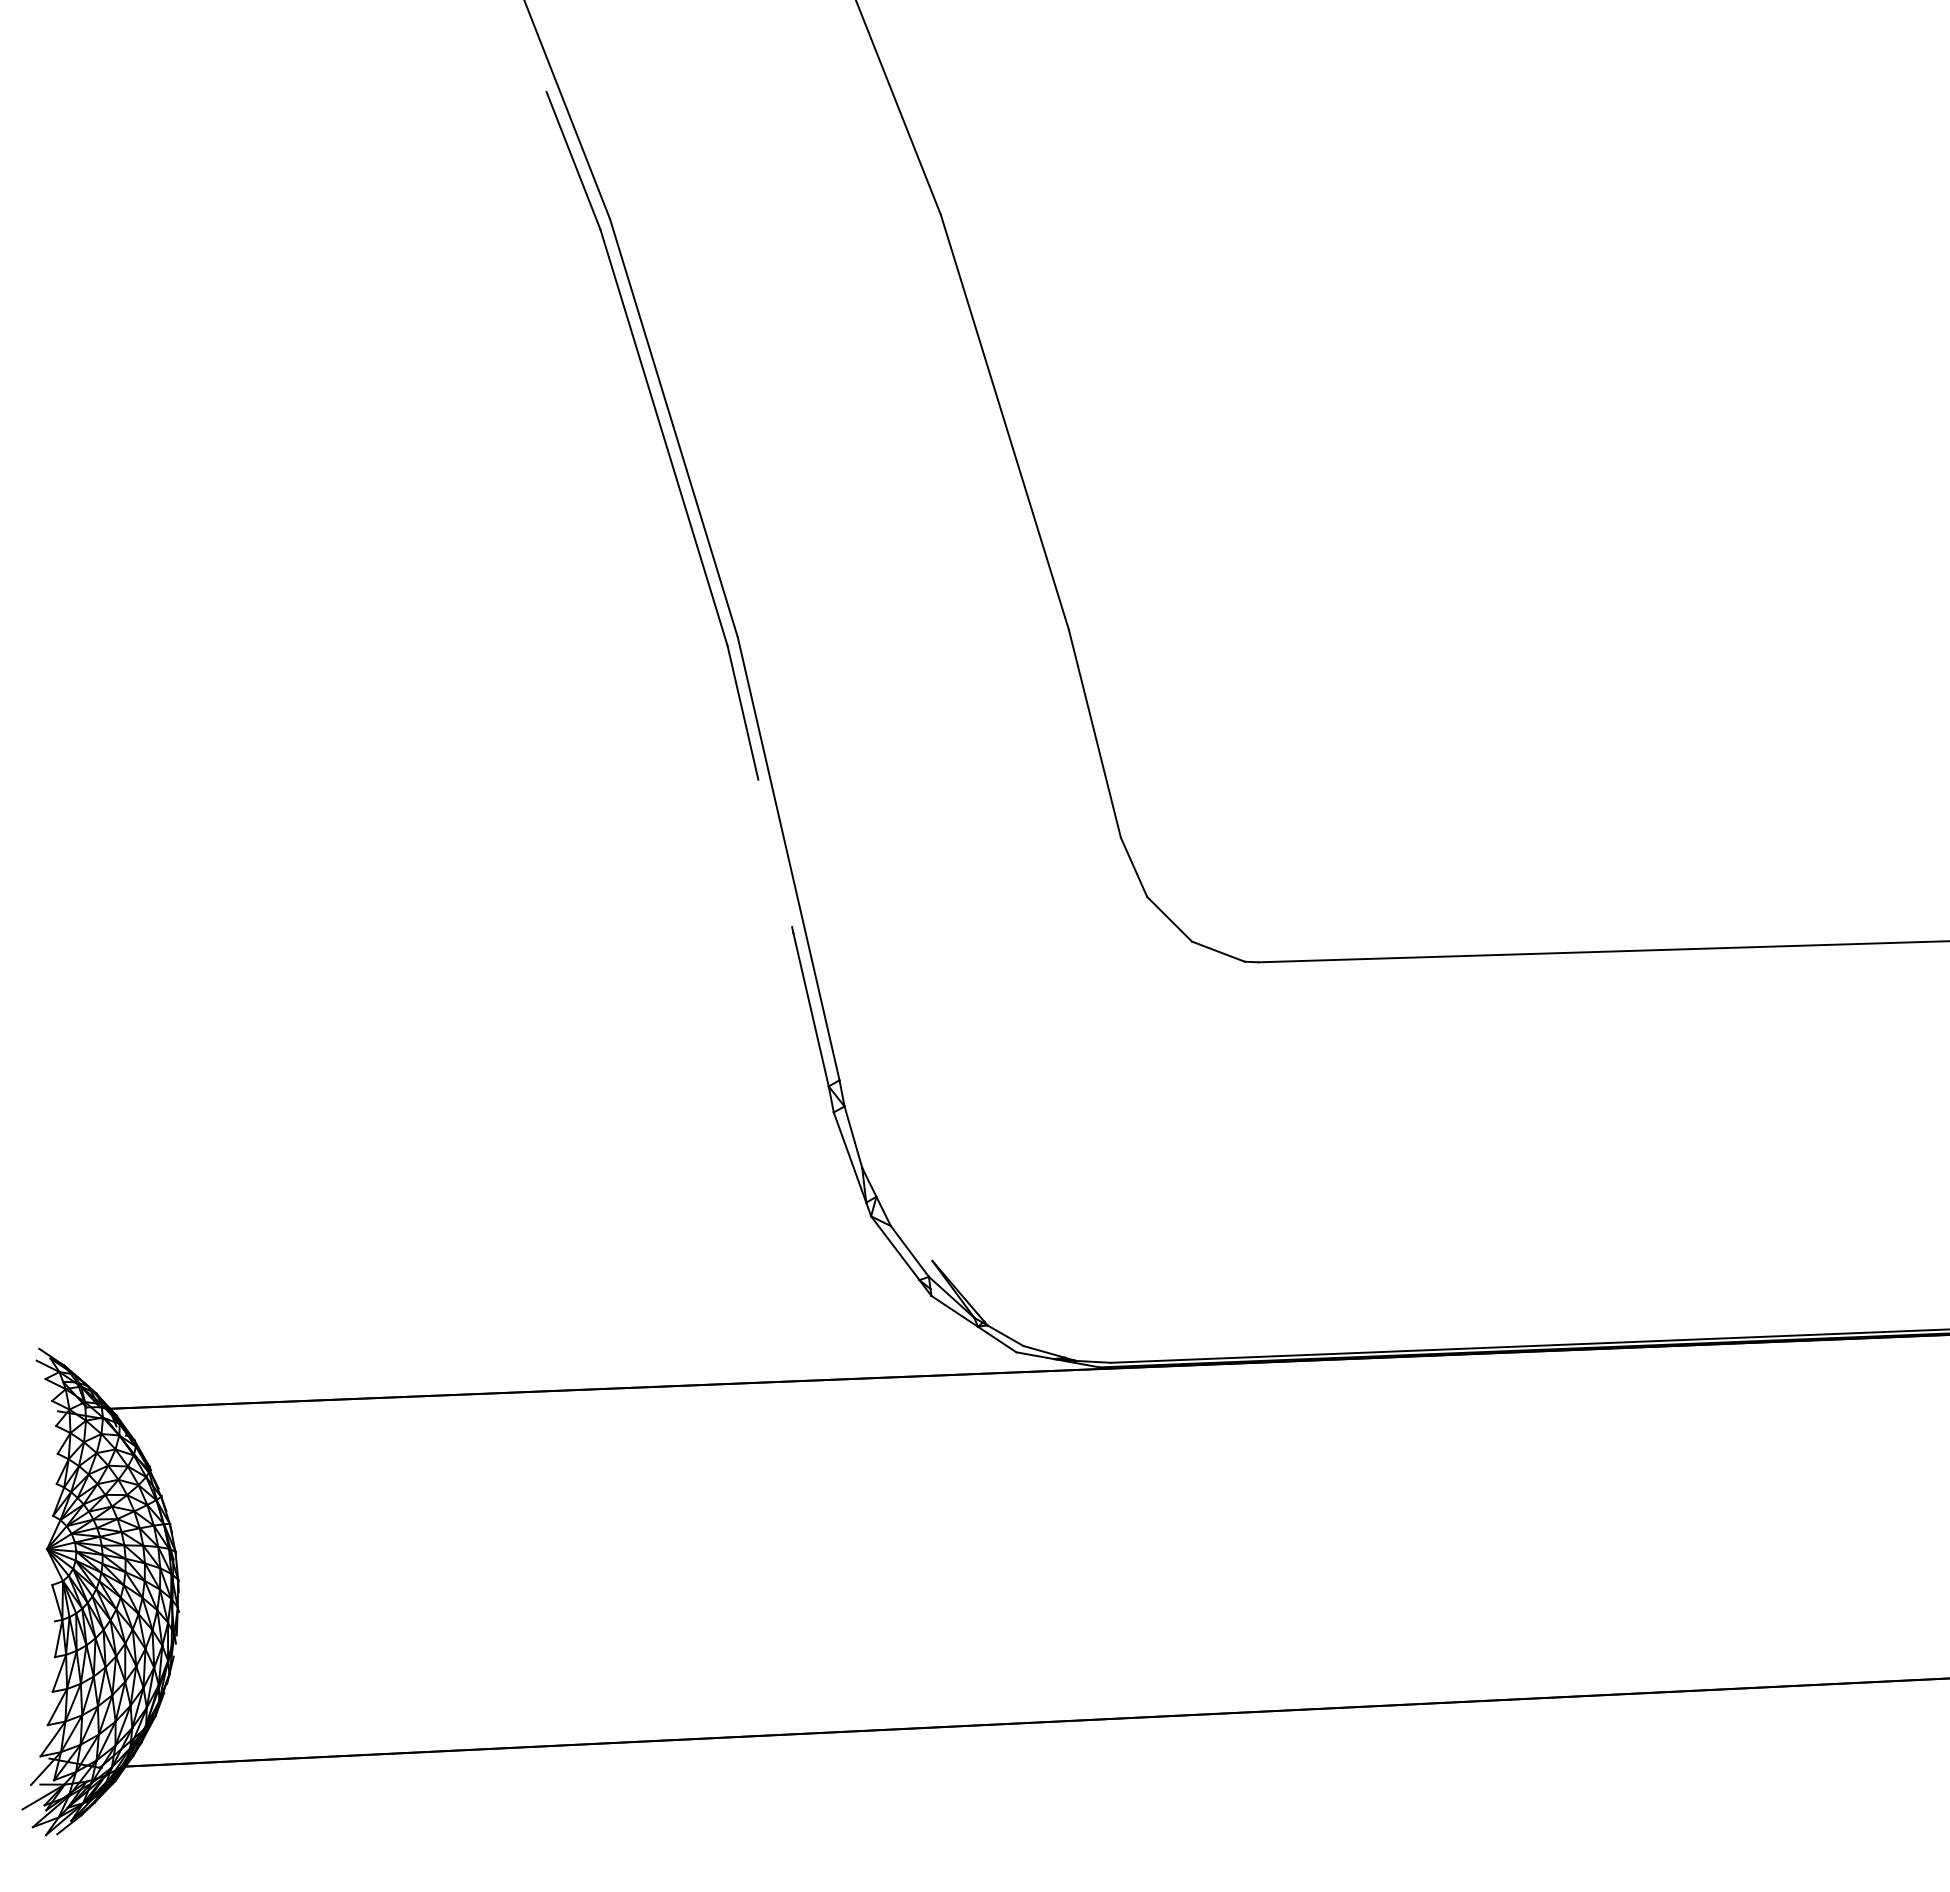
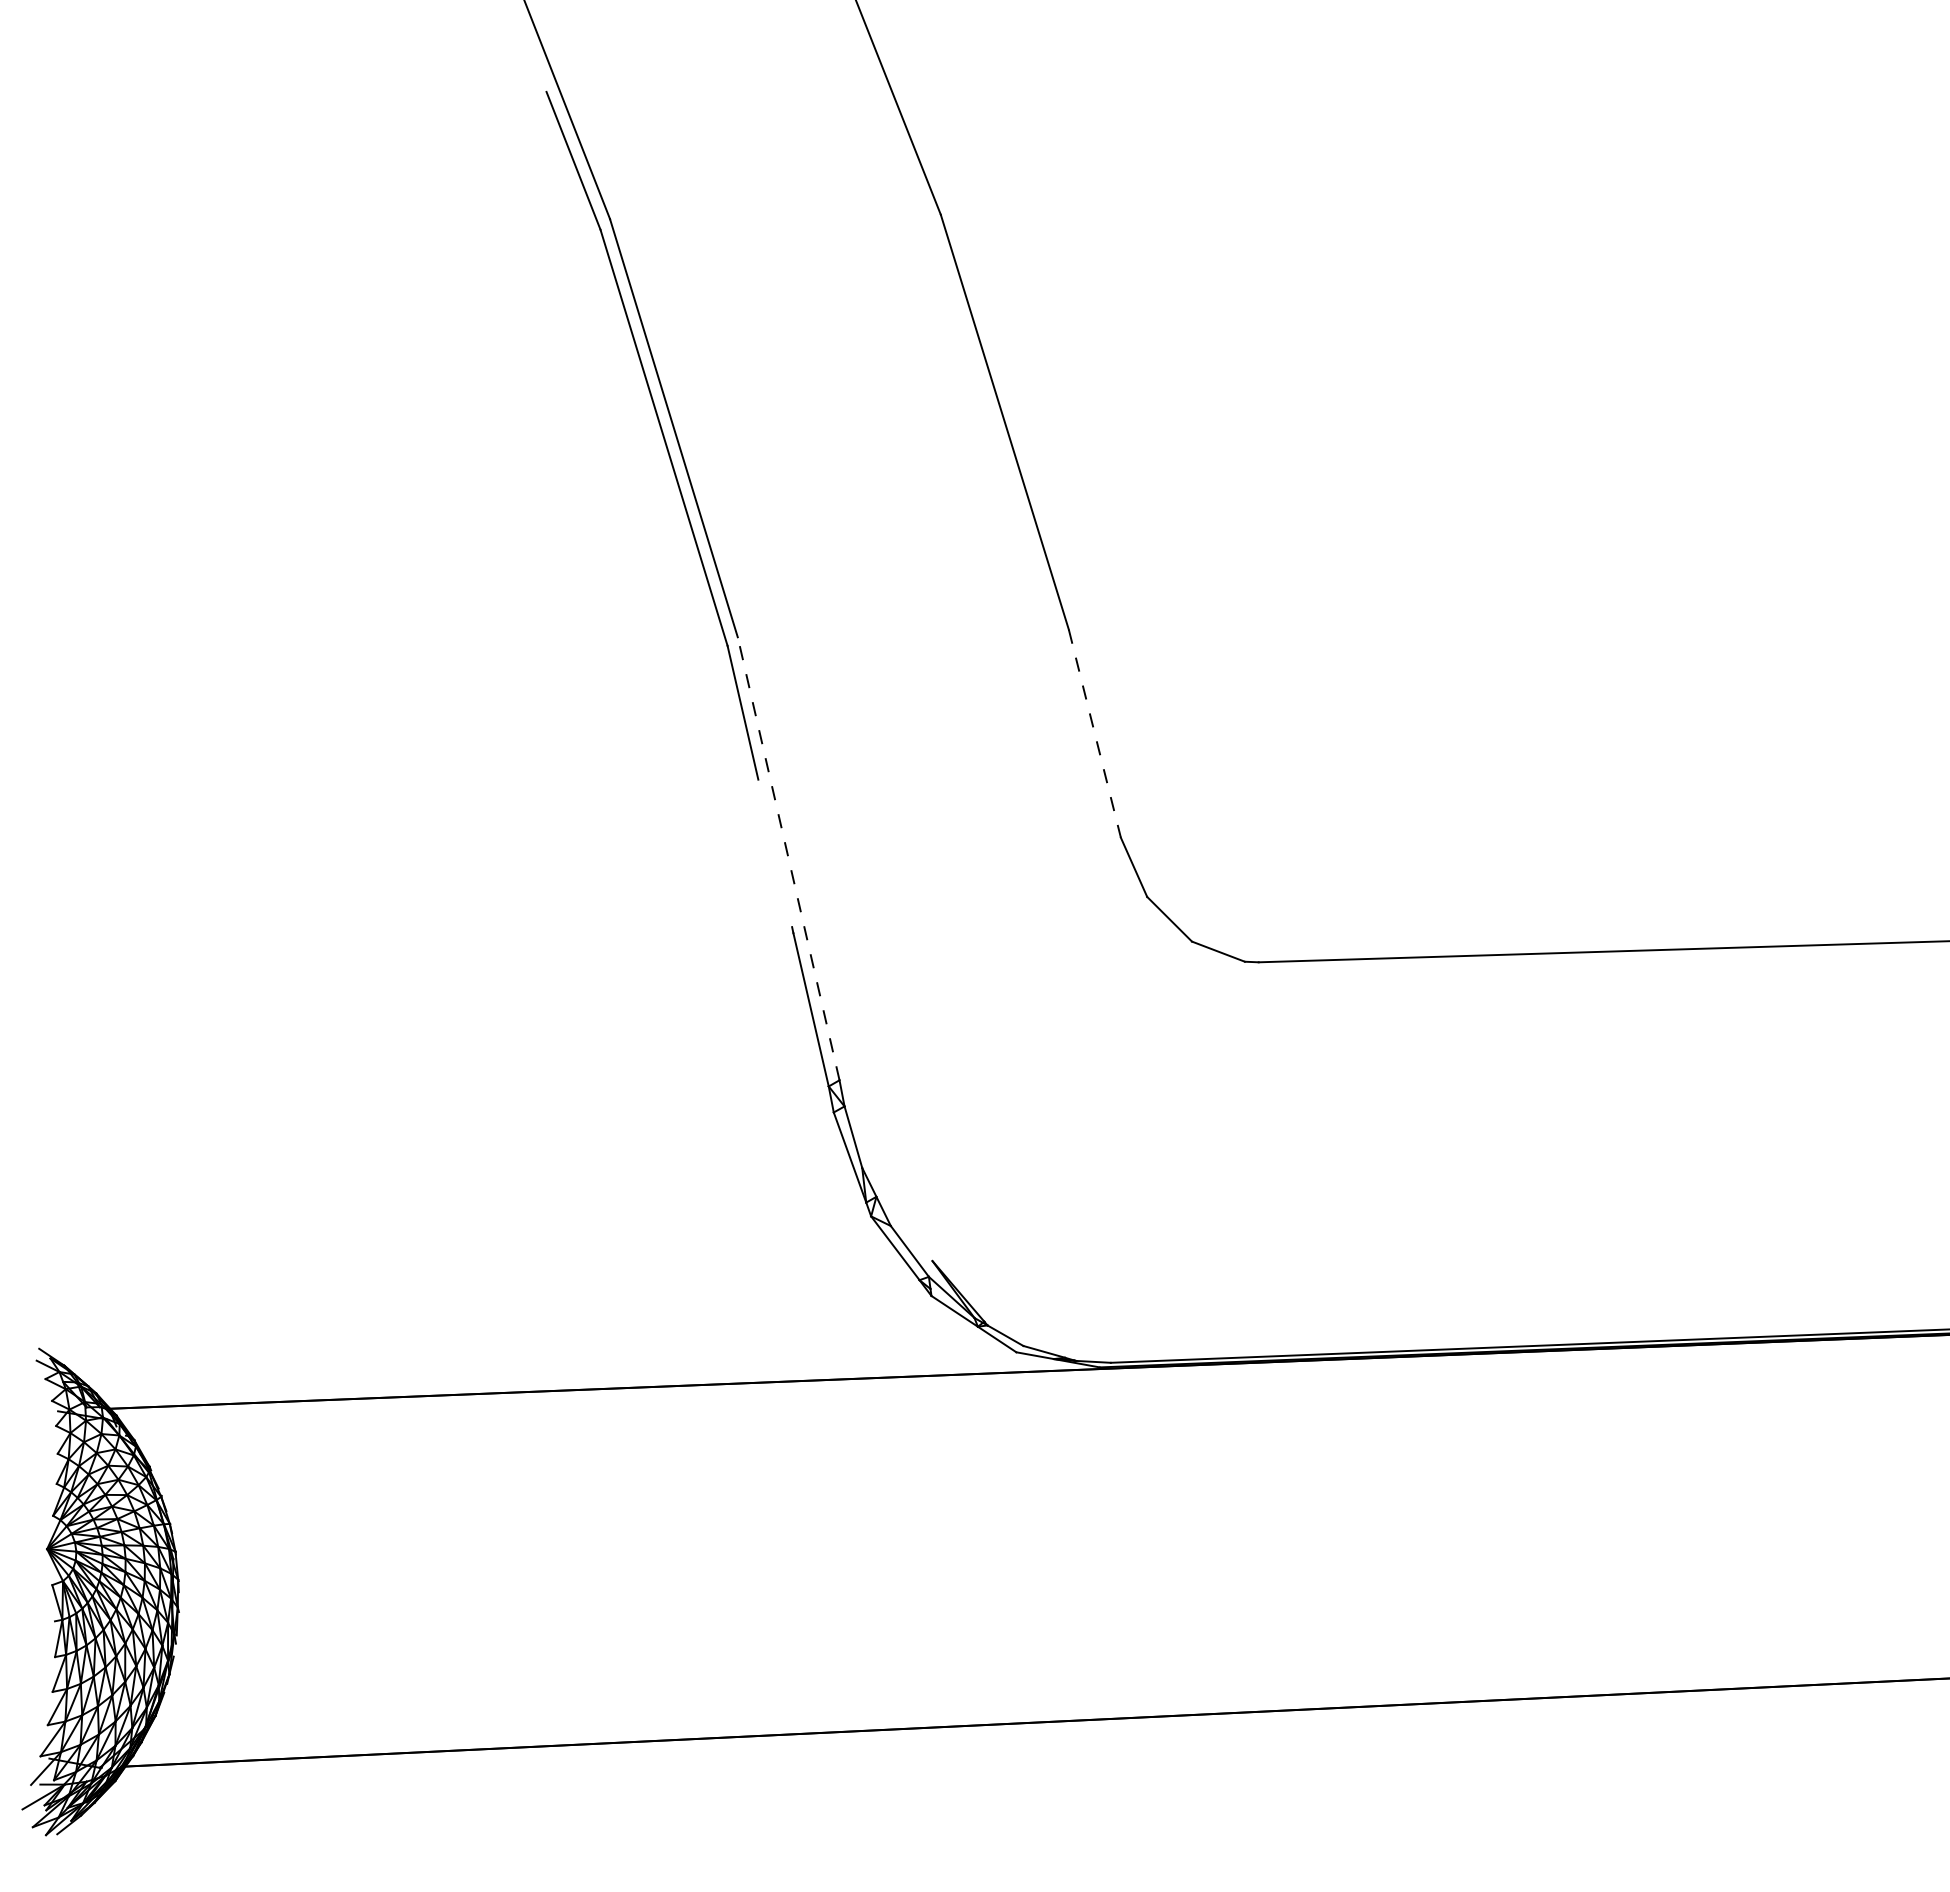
line: solid -> dashed (1095, 734)
line: solid -> dashed (788, 858)
